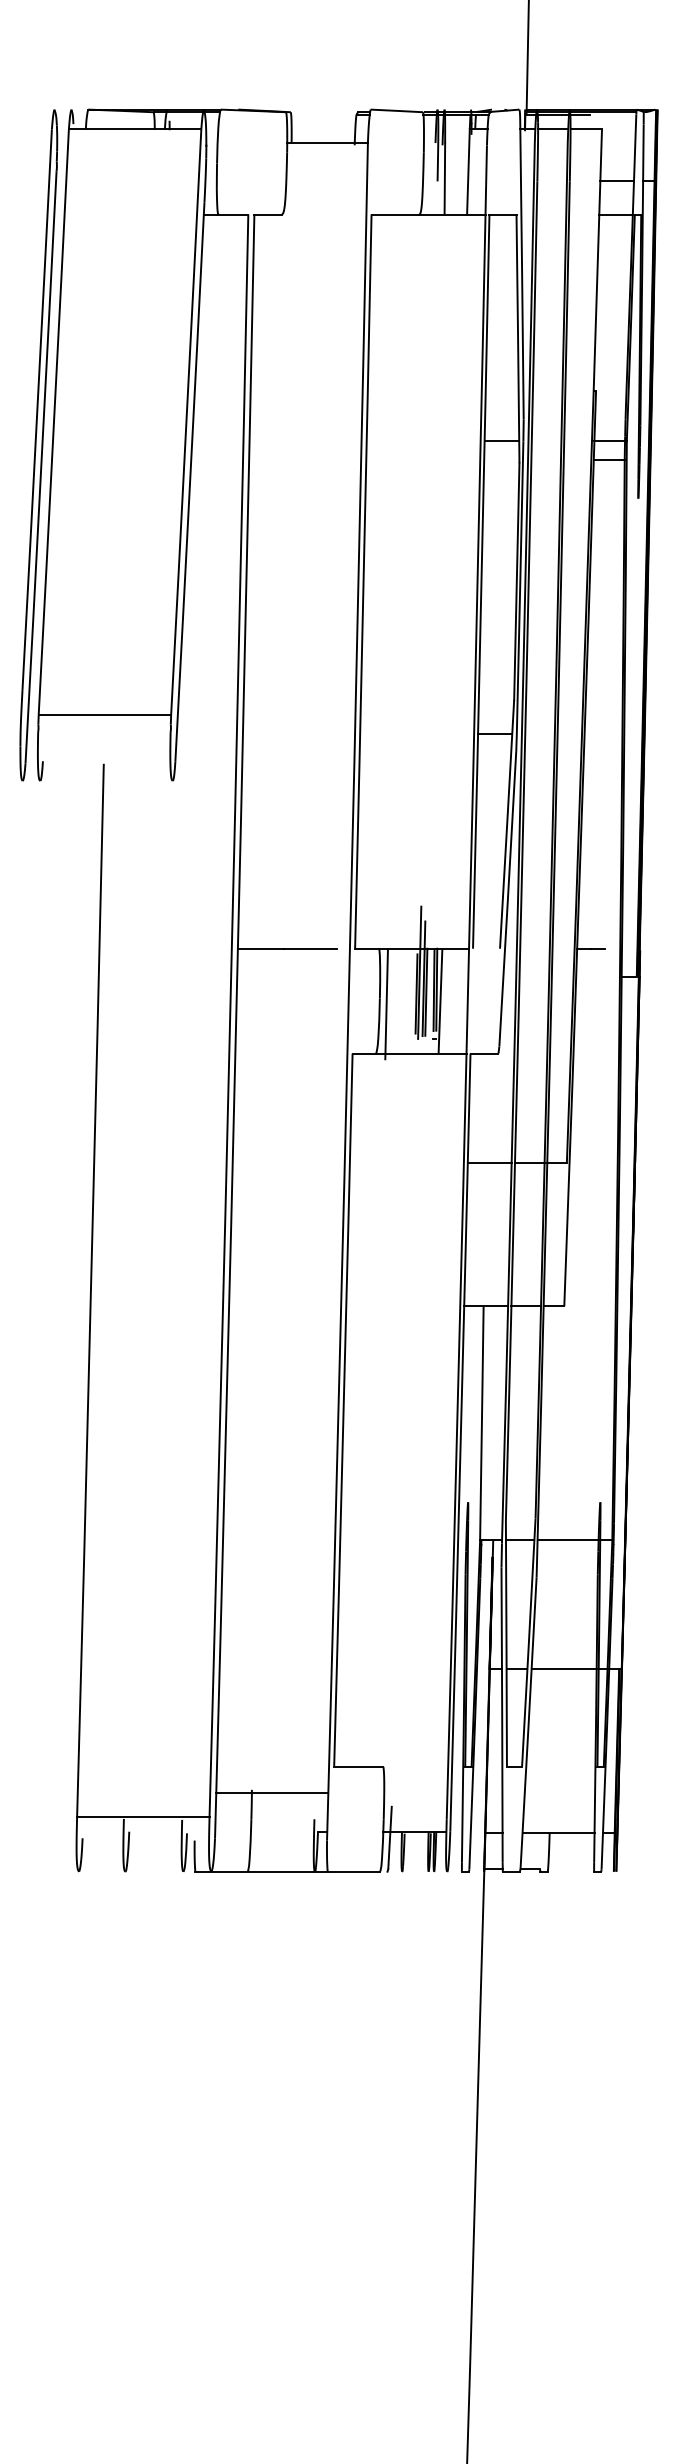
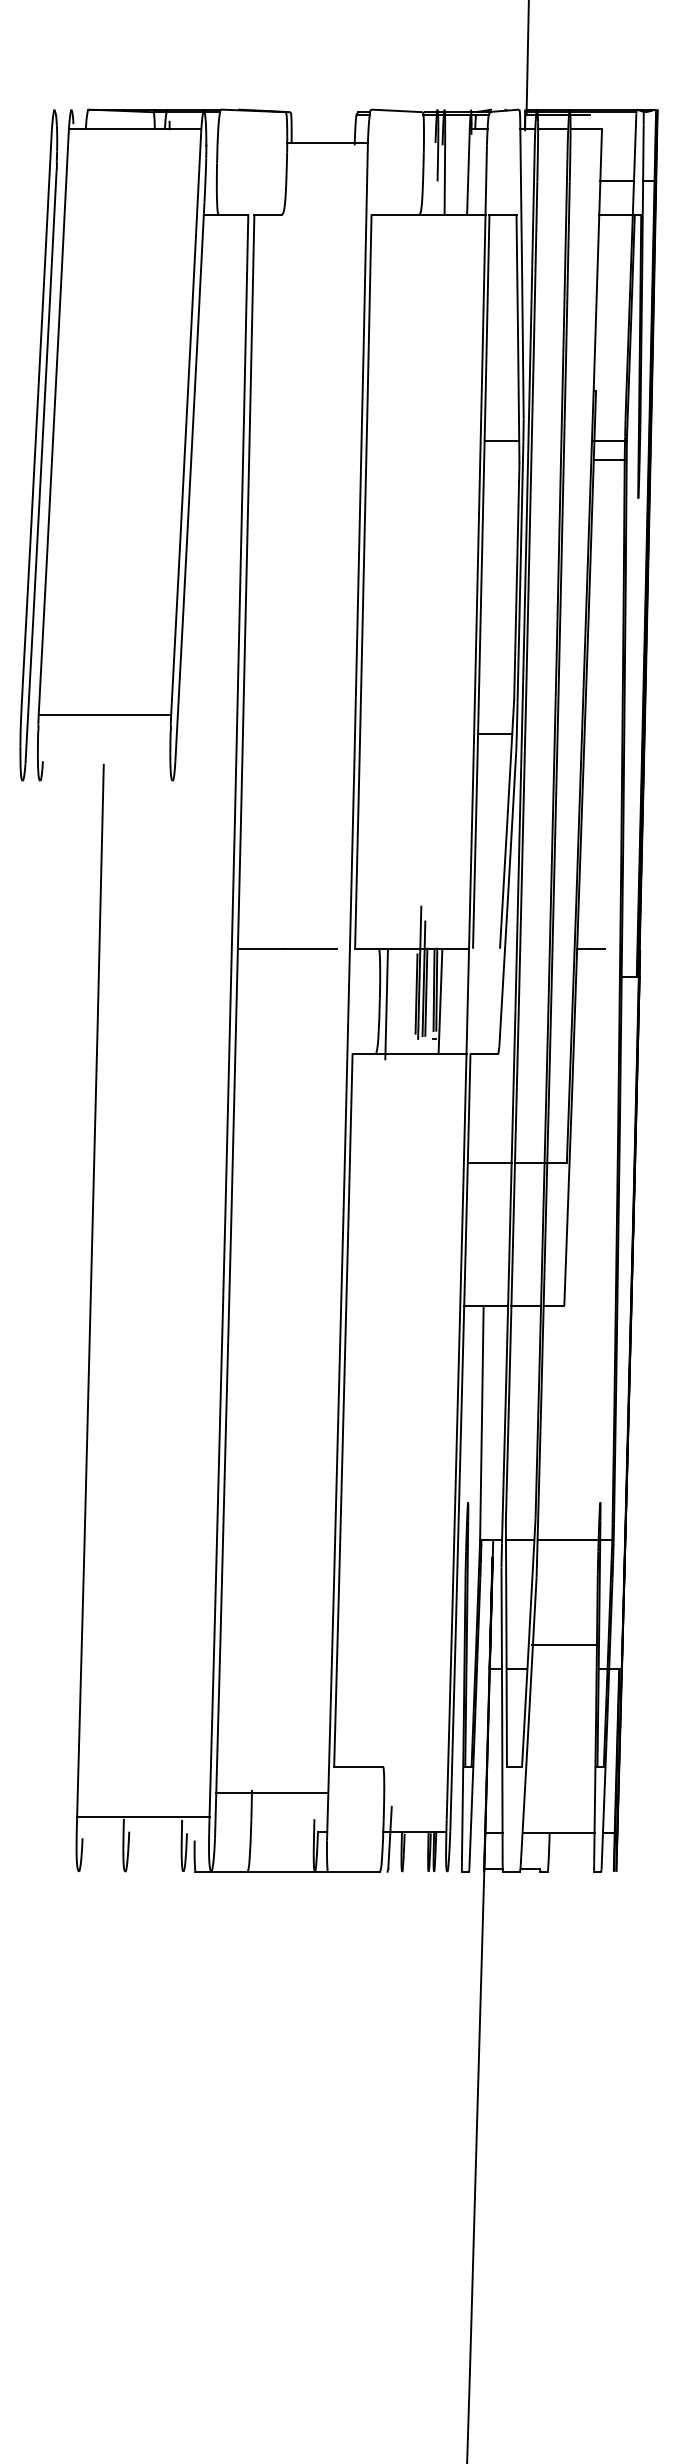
line position: (563, 1669) -> (563, 1645) (563, 1645)
